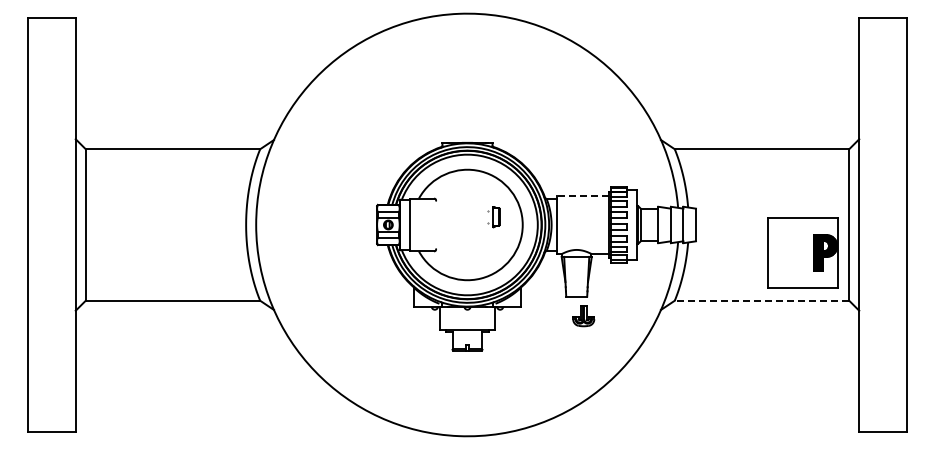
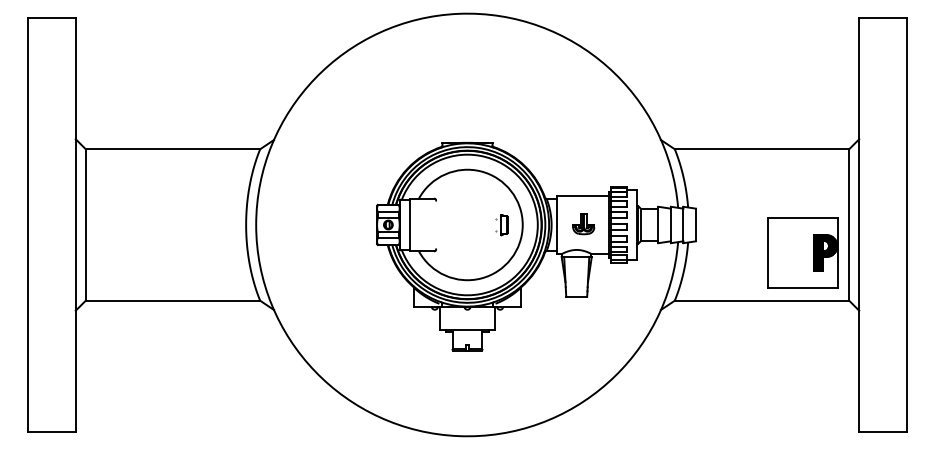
line: dashed -> solid (582, 196)
part position: (493, 217) -> (501, 225) (501, 225)
line: dashed -> solid (761, 300)
part position: (583, 316) -> (583, 224) (583, 224)
